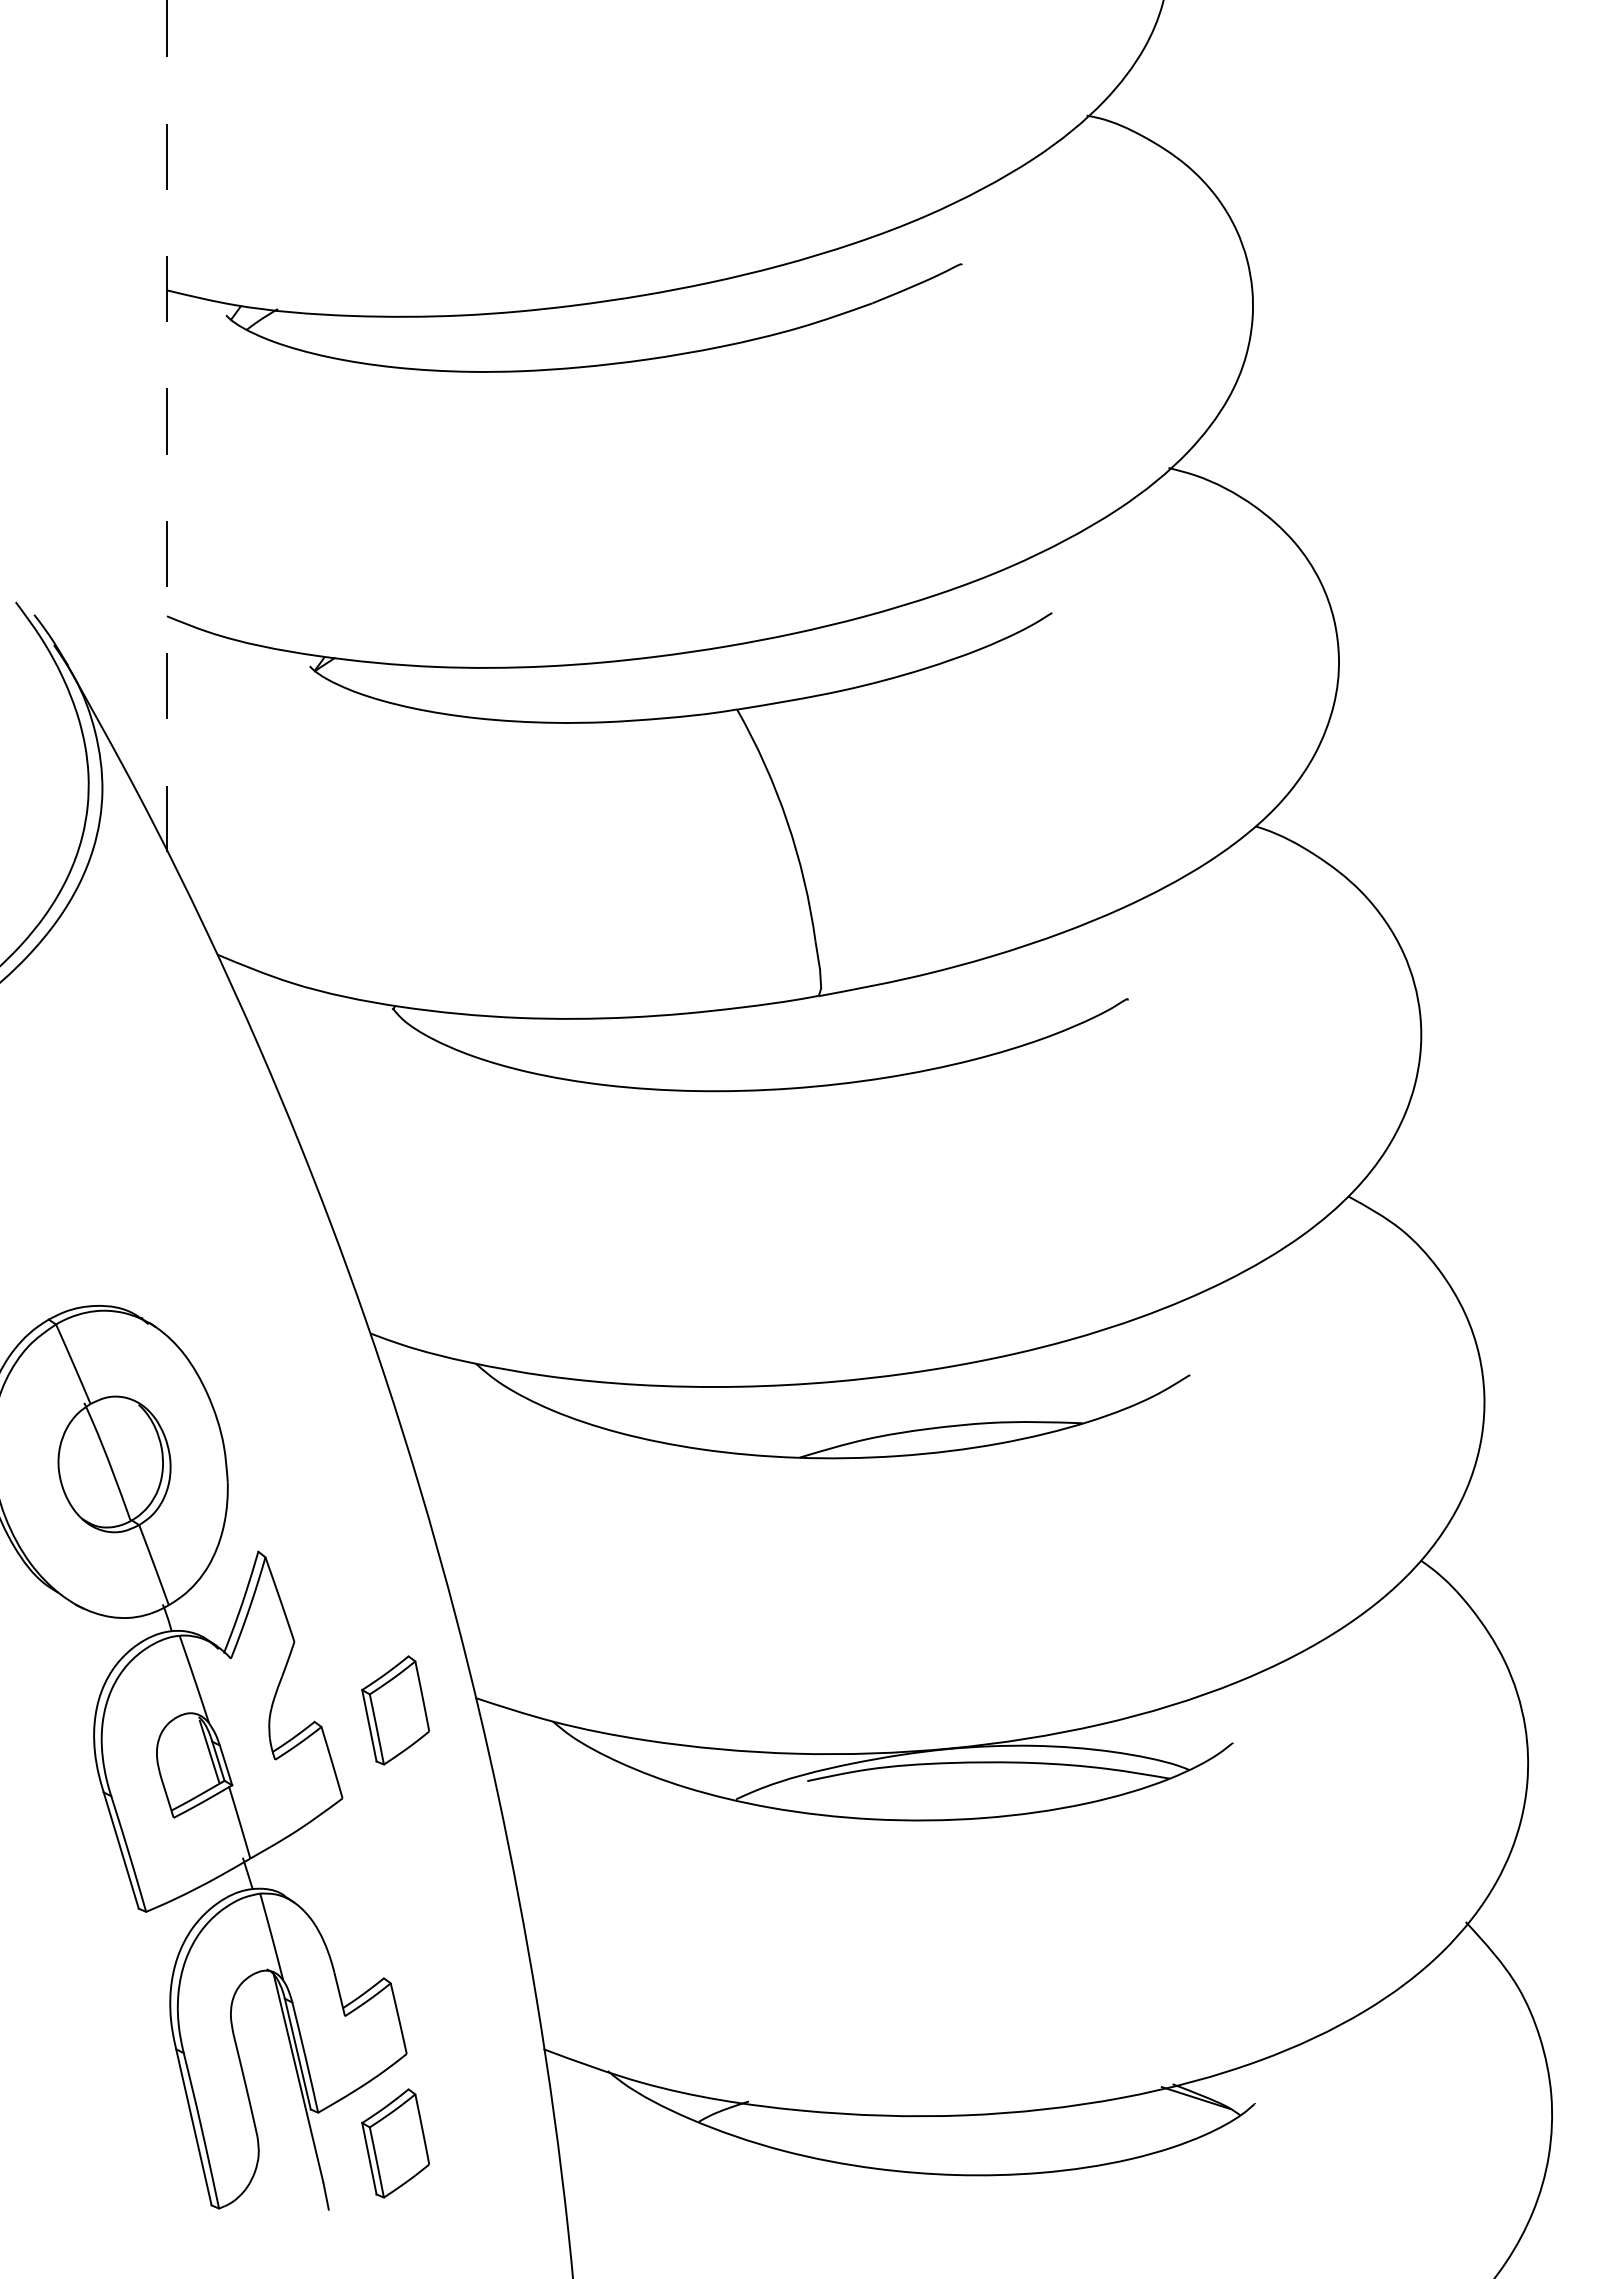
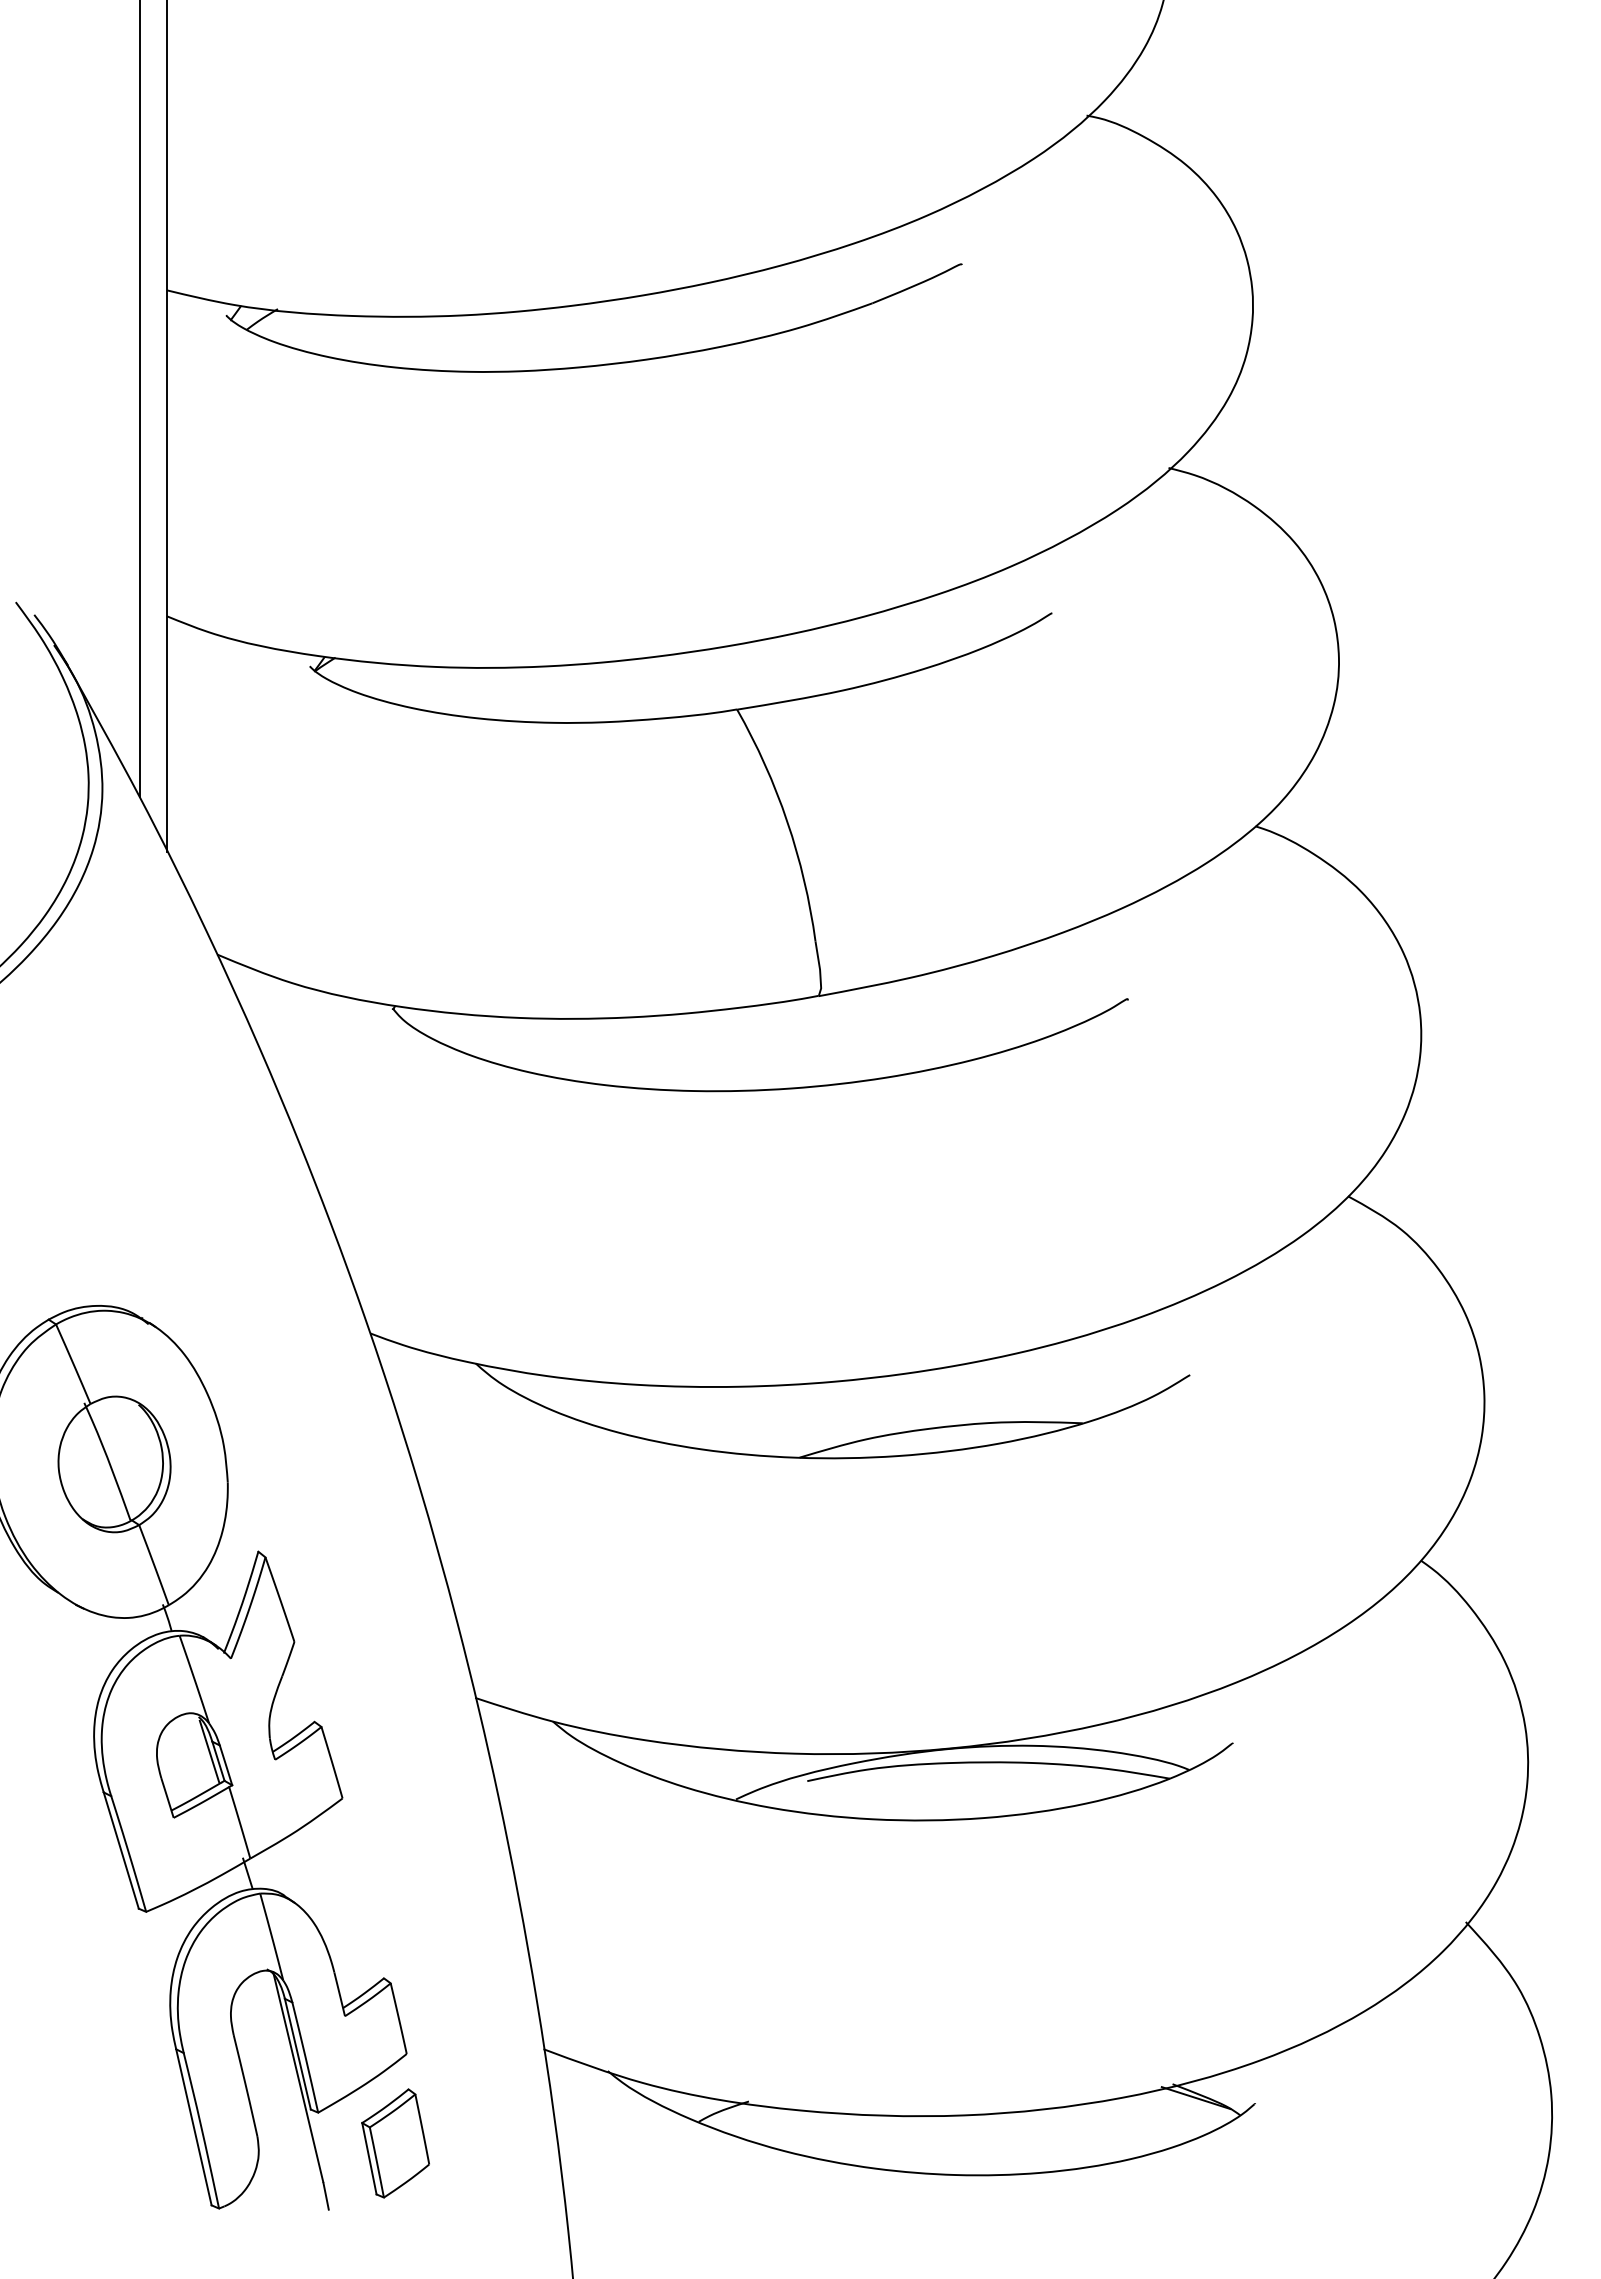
line: none -> present (139, 399)
line: dashed -> solid (166, 425)
part: present -> none (395, 1710)
